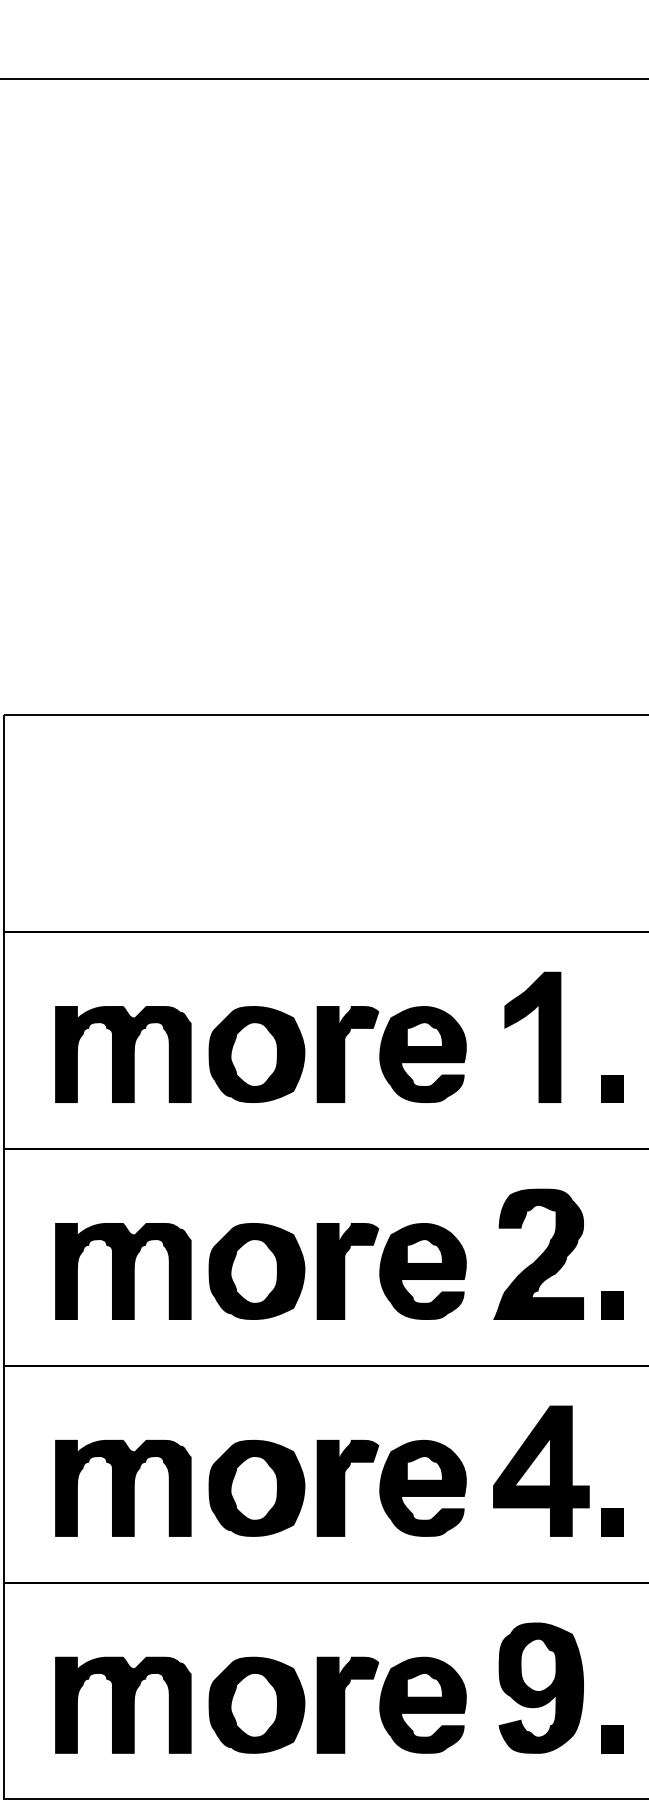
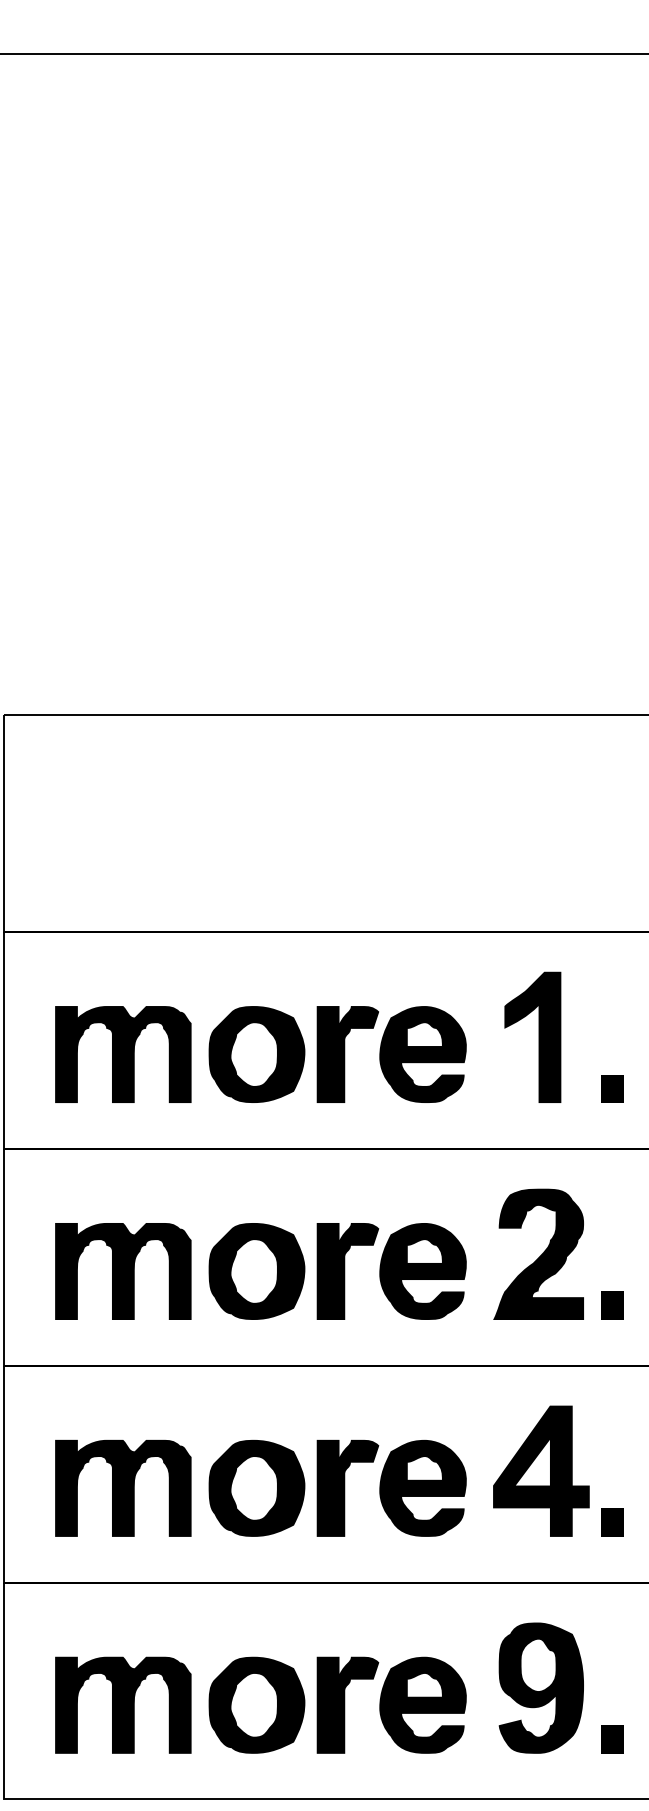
line position: (323, 79) -> (323, 54) (323, 54)
